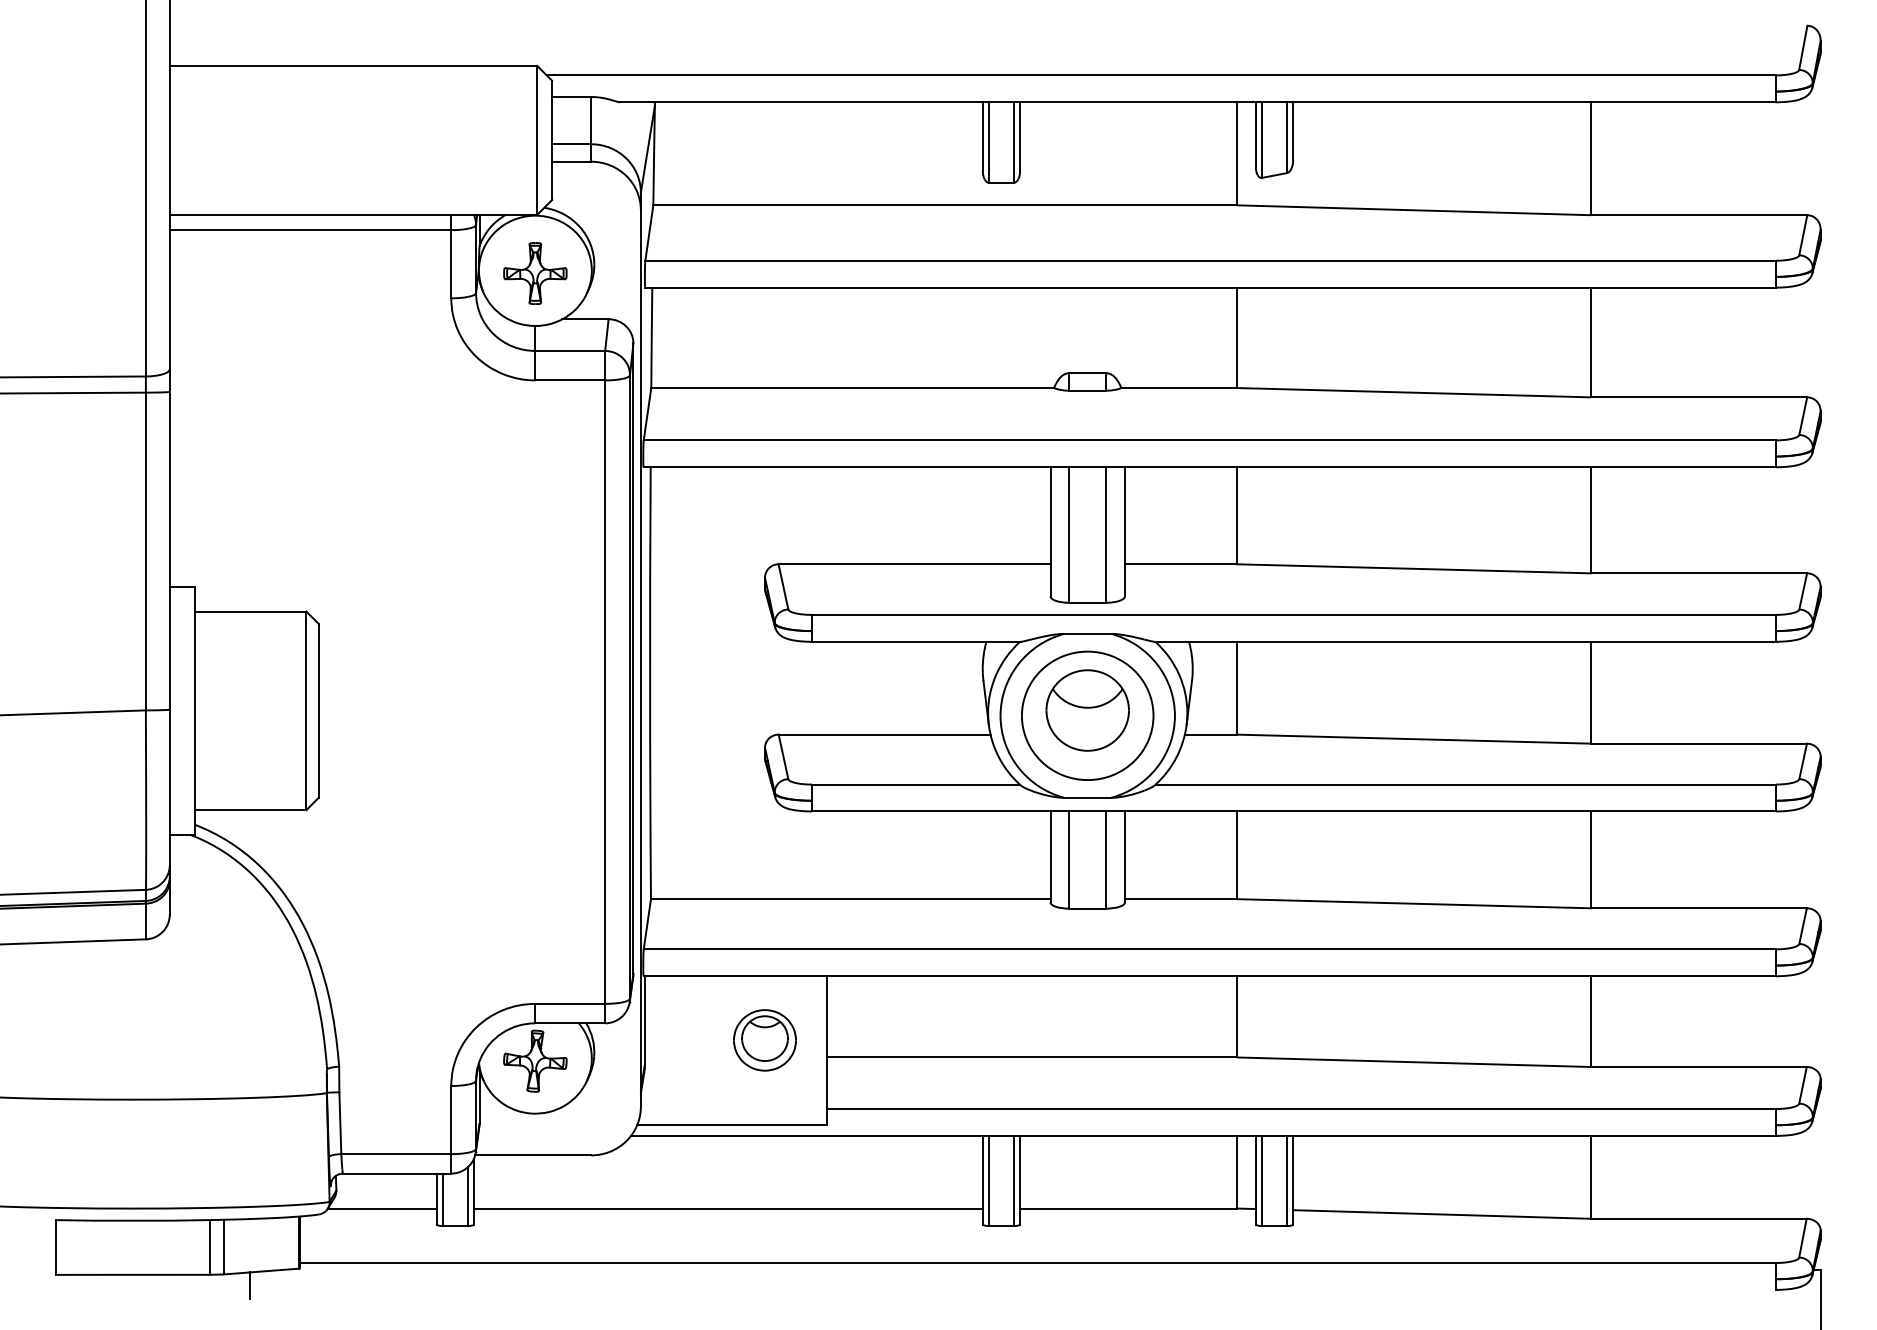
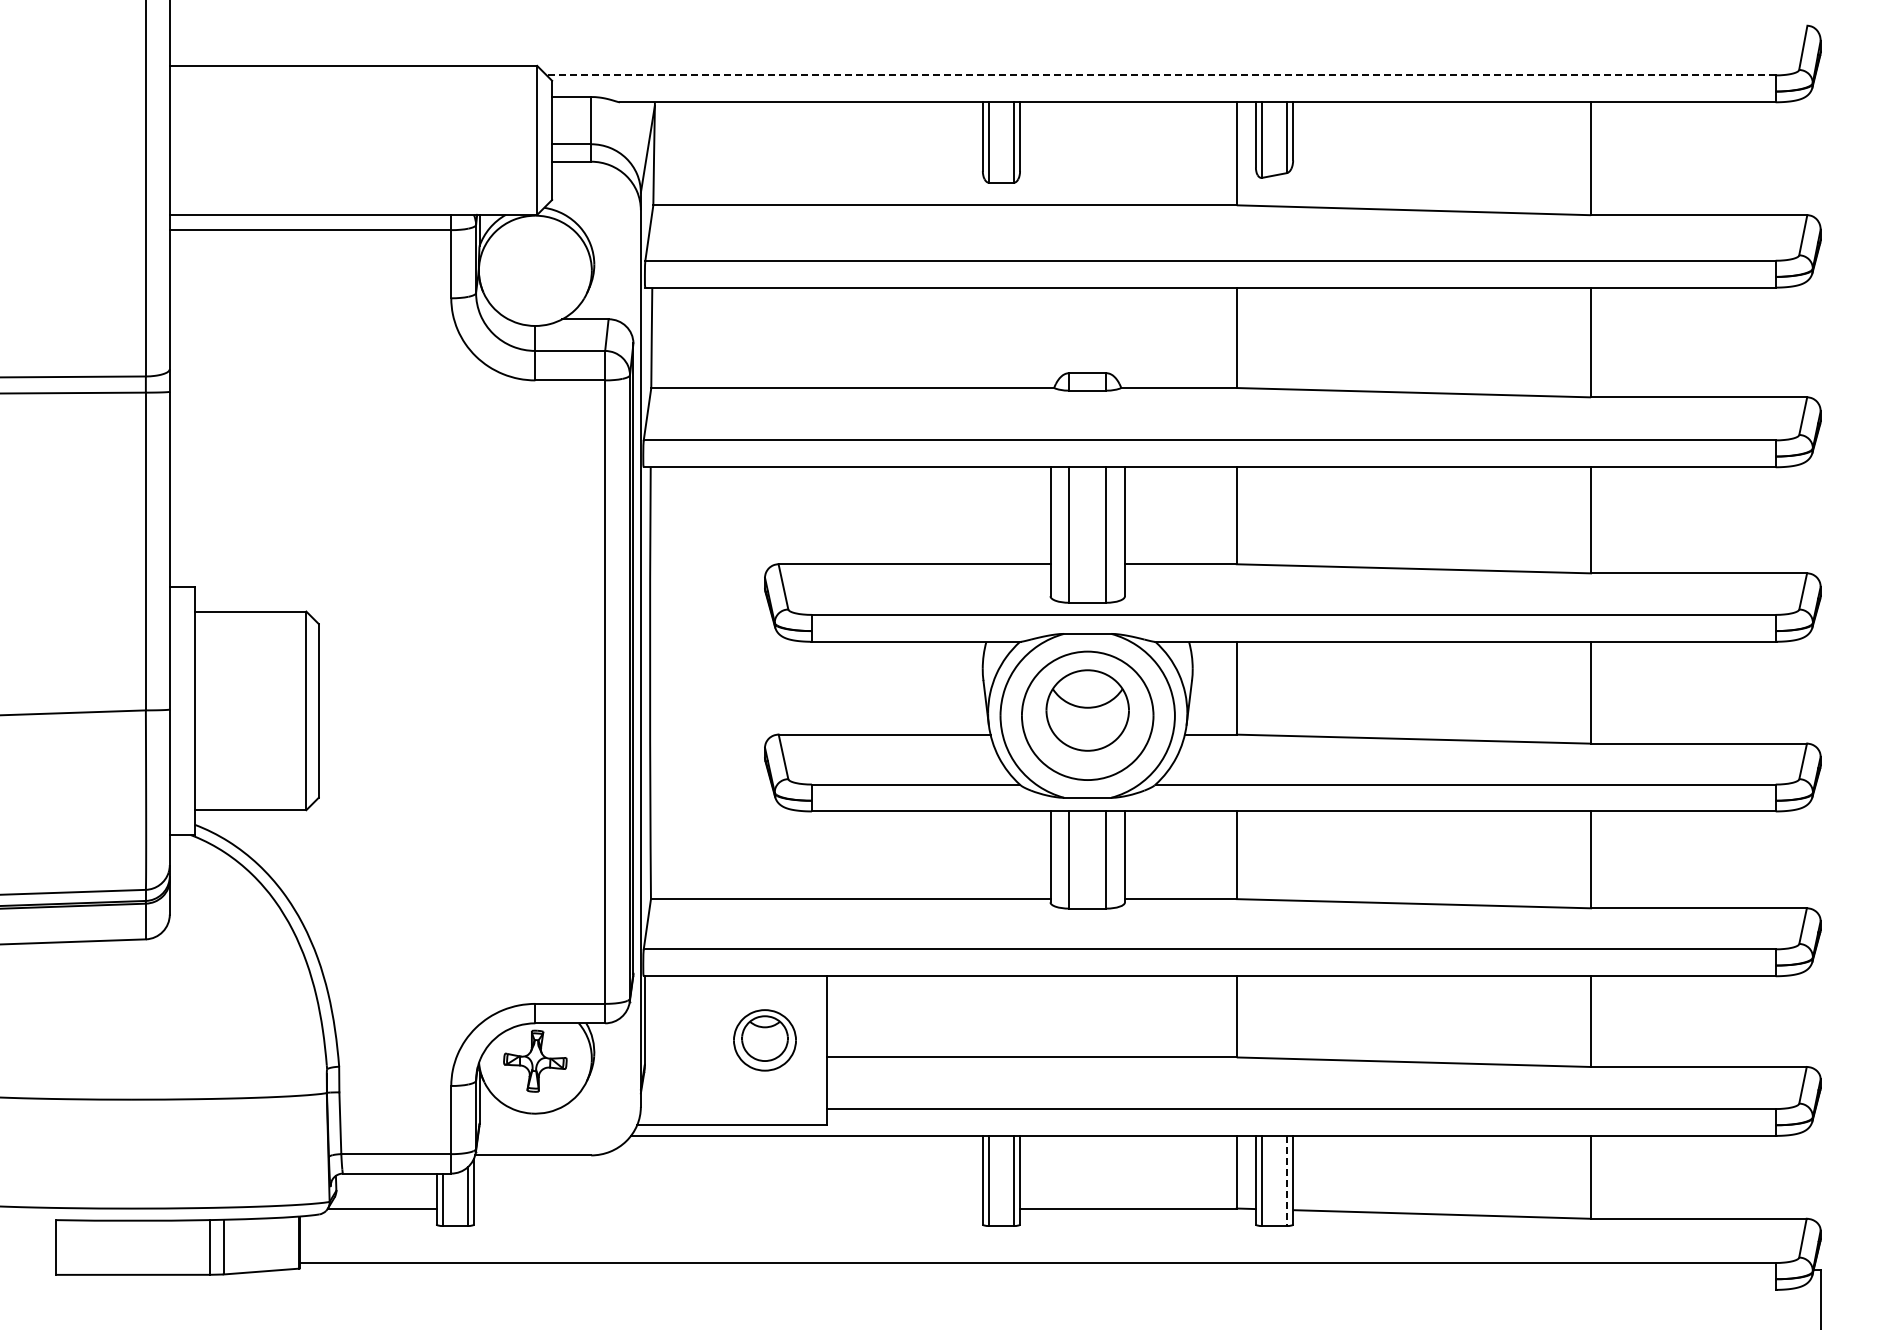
line: solid -> dashed (1160, 75)
part: present -> none (535, 273)
line: solid -> dashed (1286, 1181)
line: present -> none (727, 1208)
line: present -> none (249, 1285)
